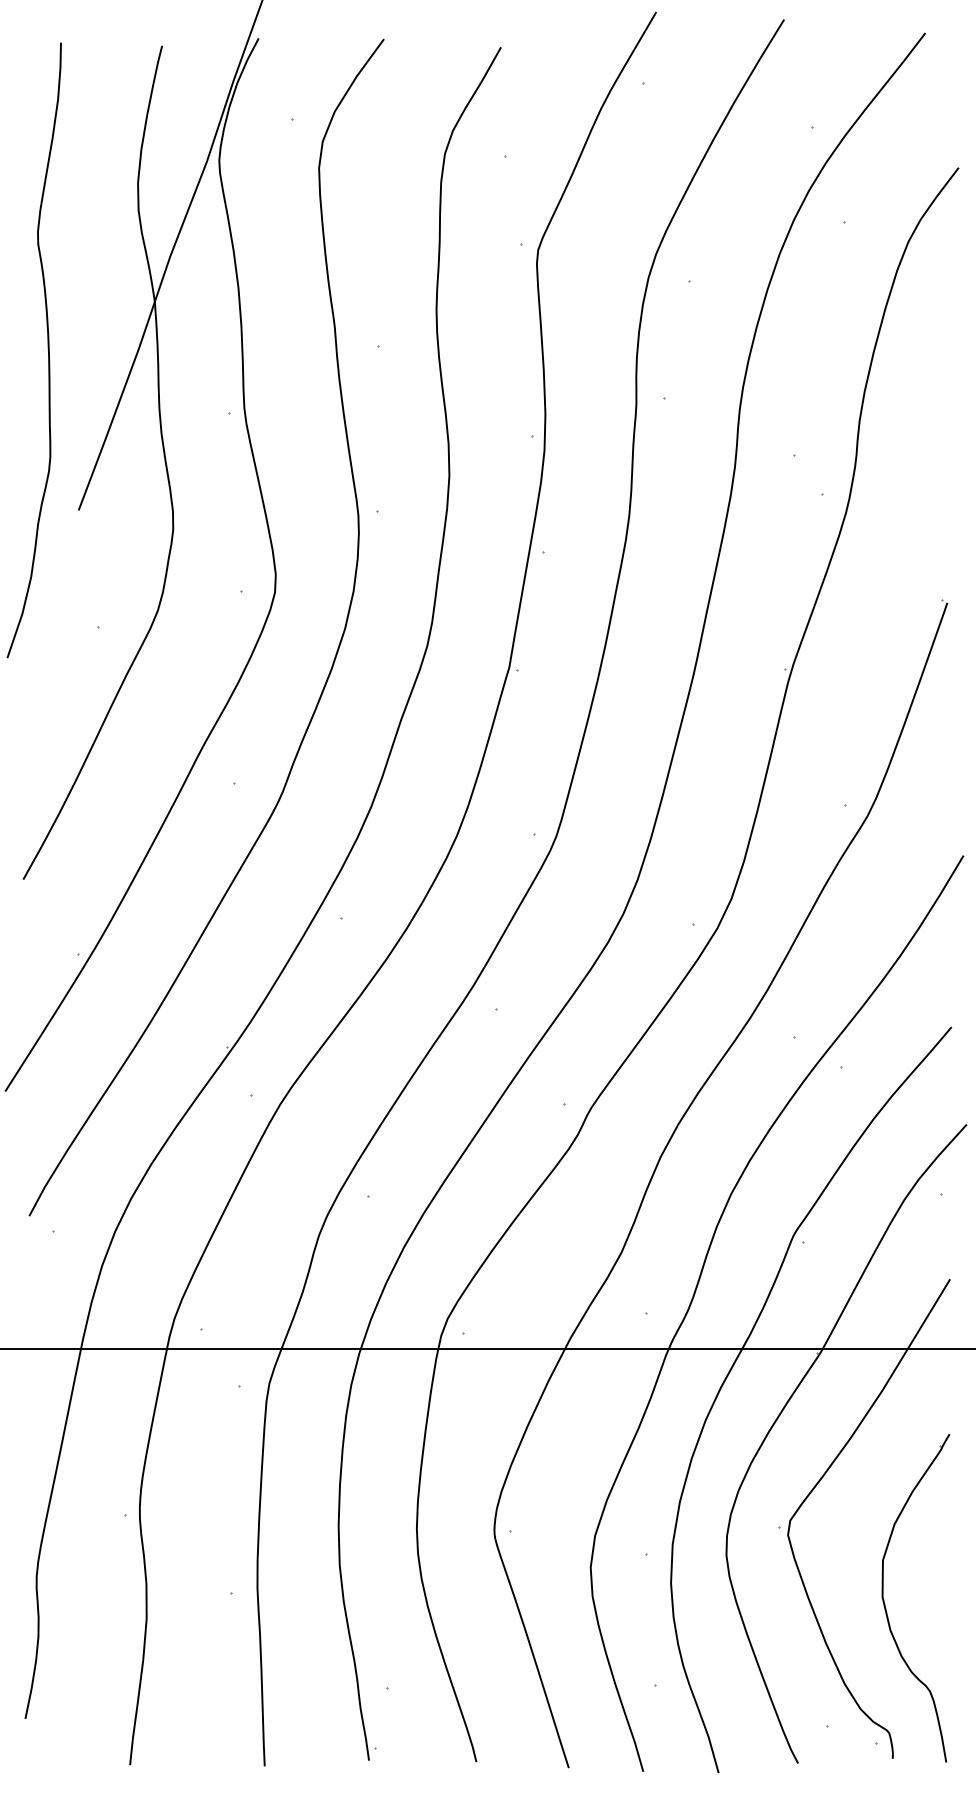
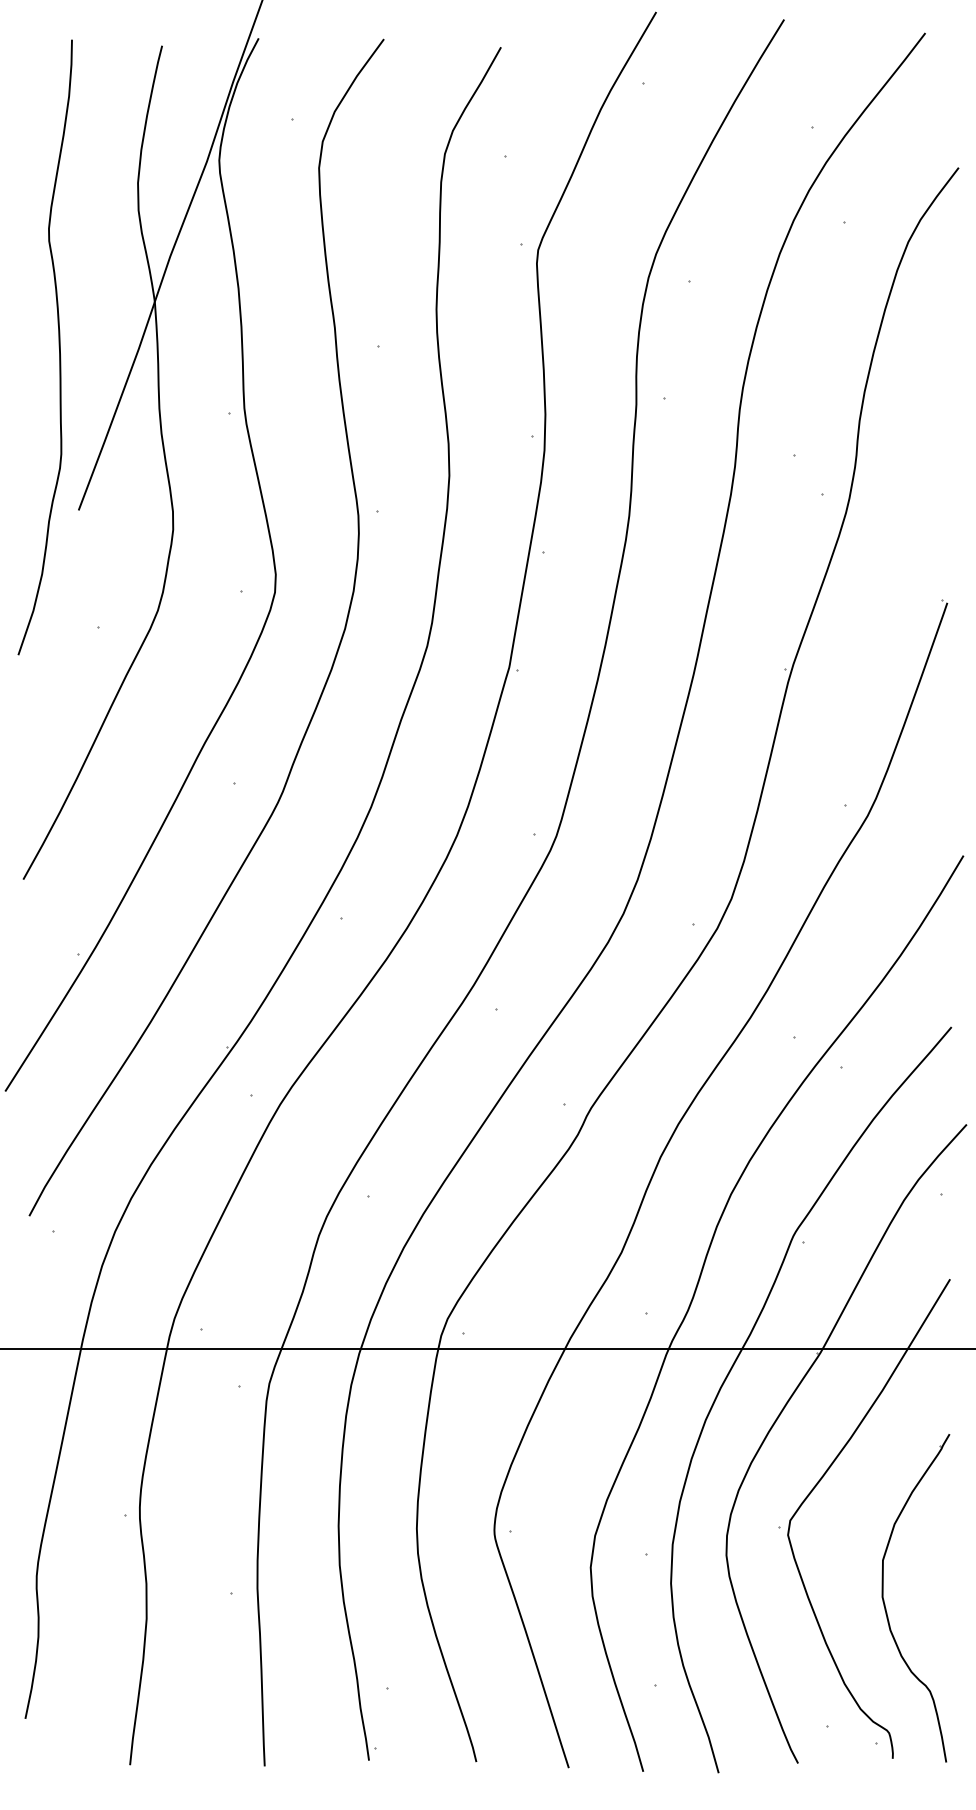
curve position: (47, 349) -> (58, 346) (58, 346)
